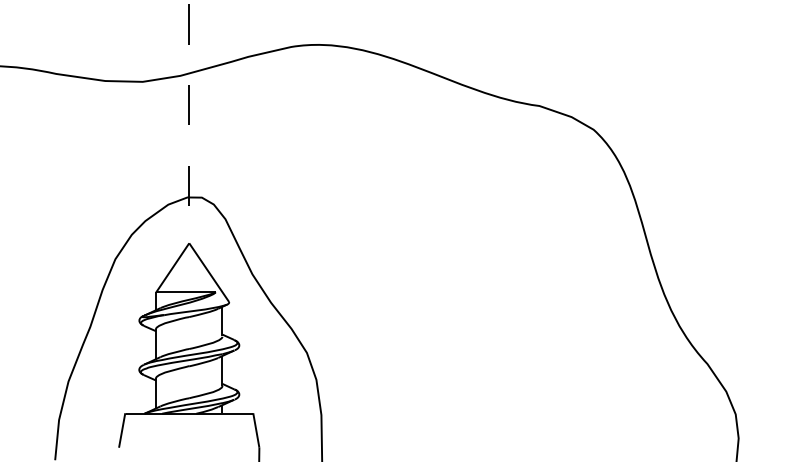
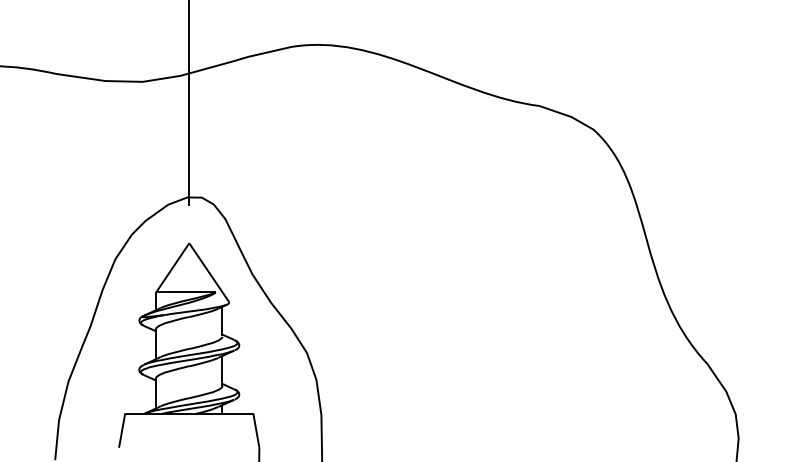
line: dashed -> solid (189, 102)
